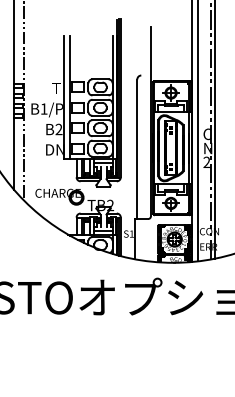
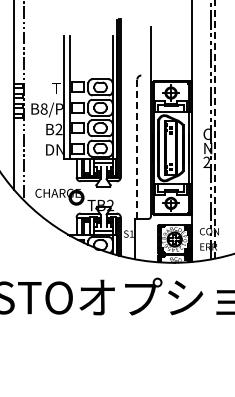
text: B1/P -> B8/P (43, 108)
line: solid -> dashed (215, 129)
line: present -> none (197, 131)
line: solid -> dashed (137, 149)
